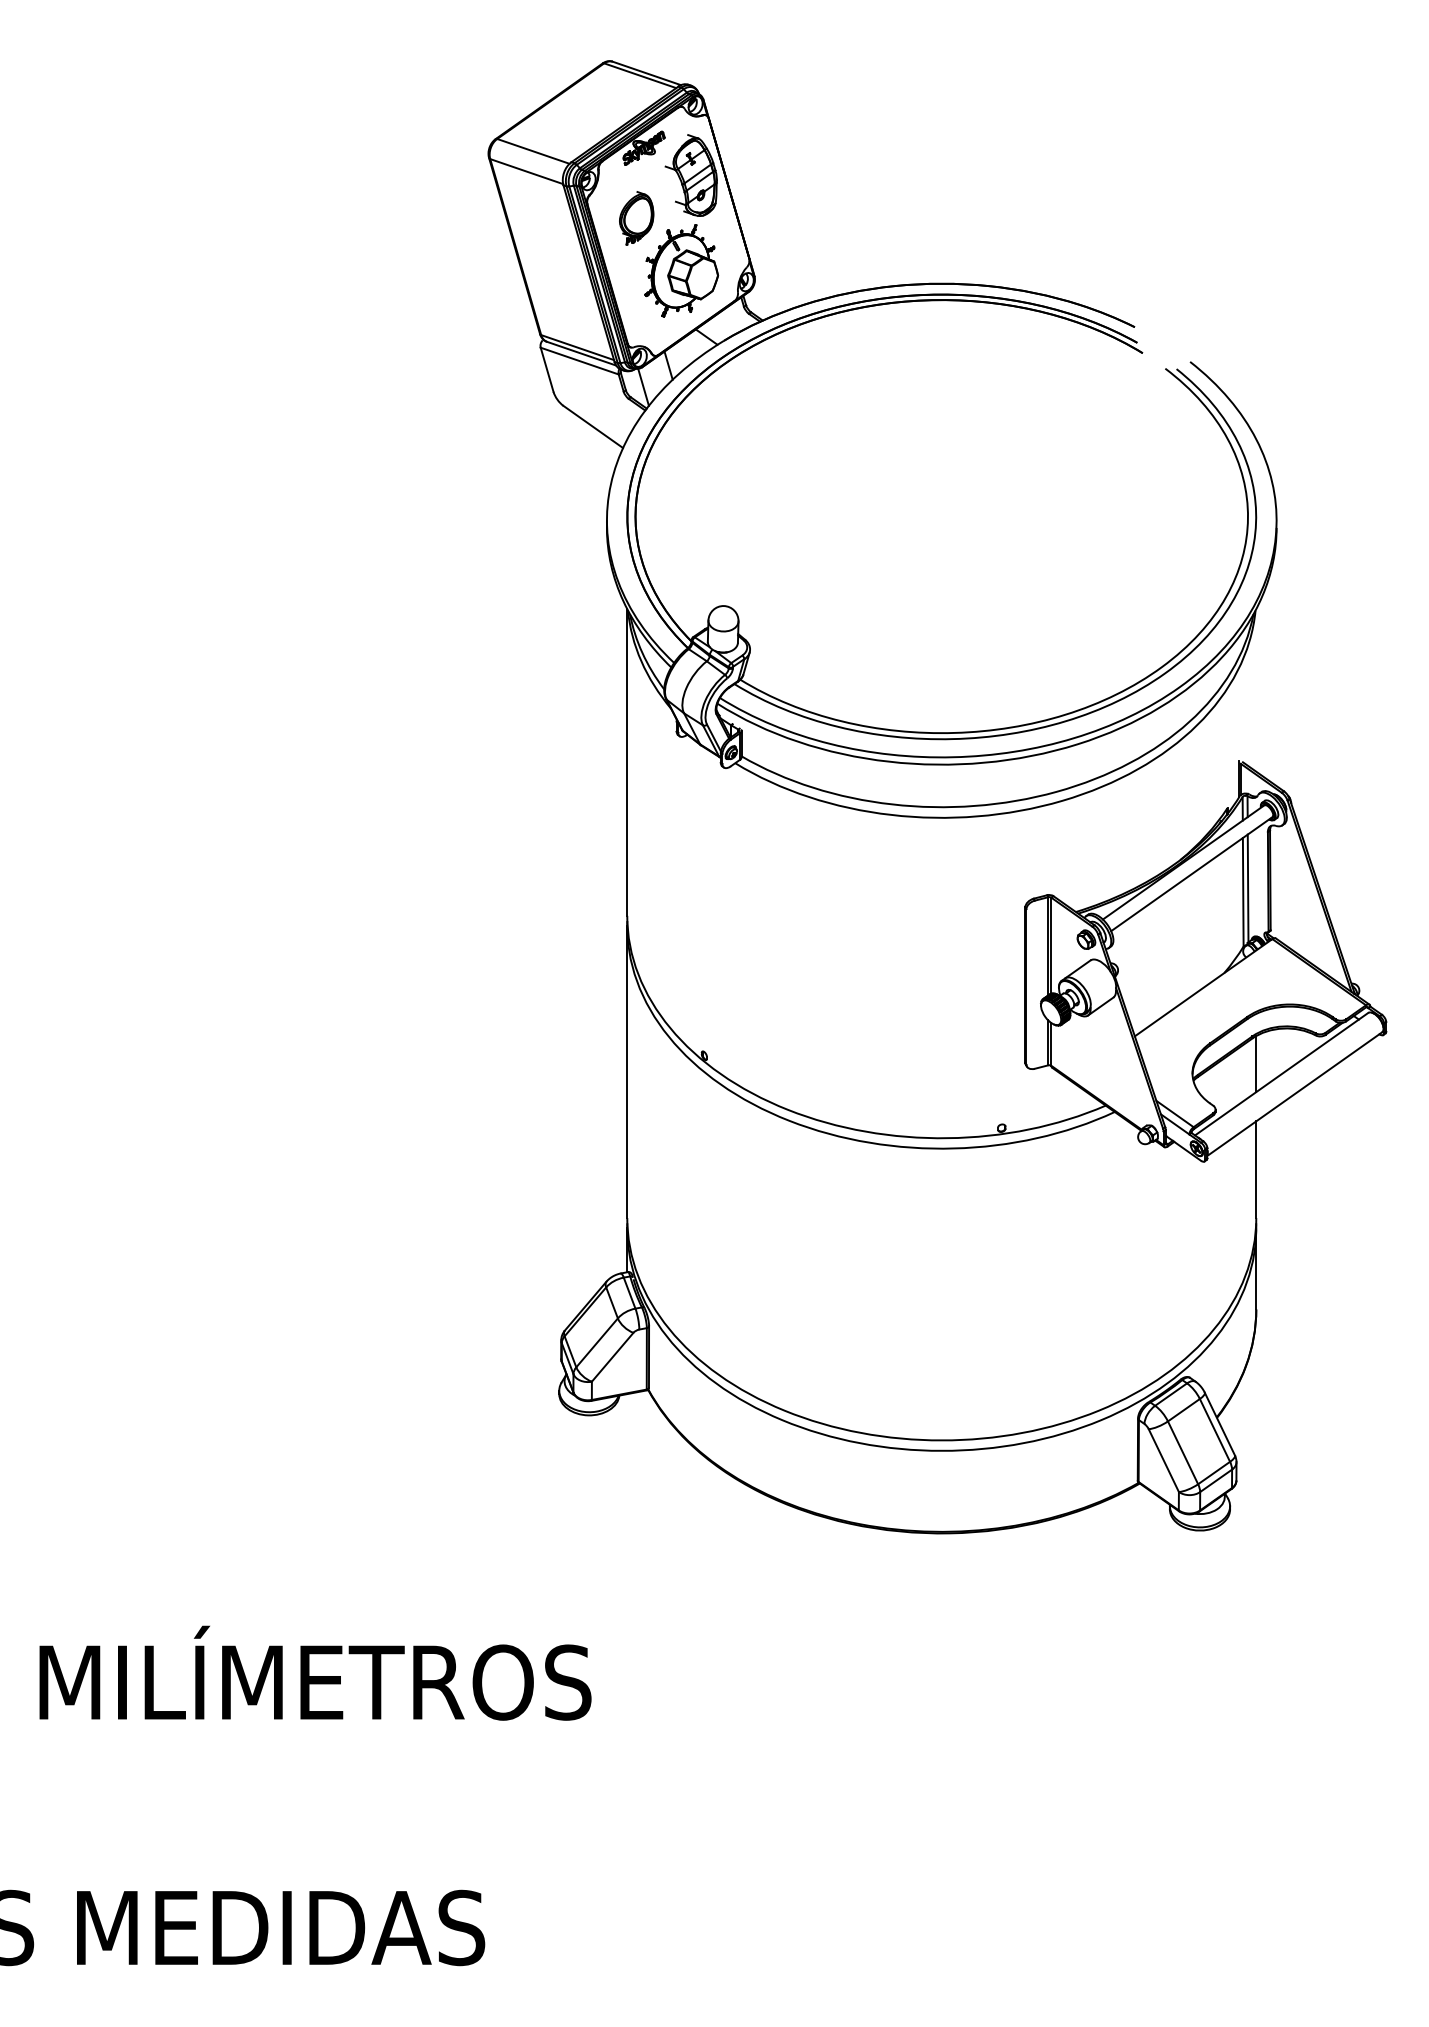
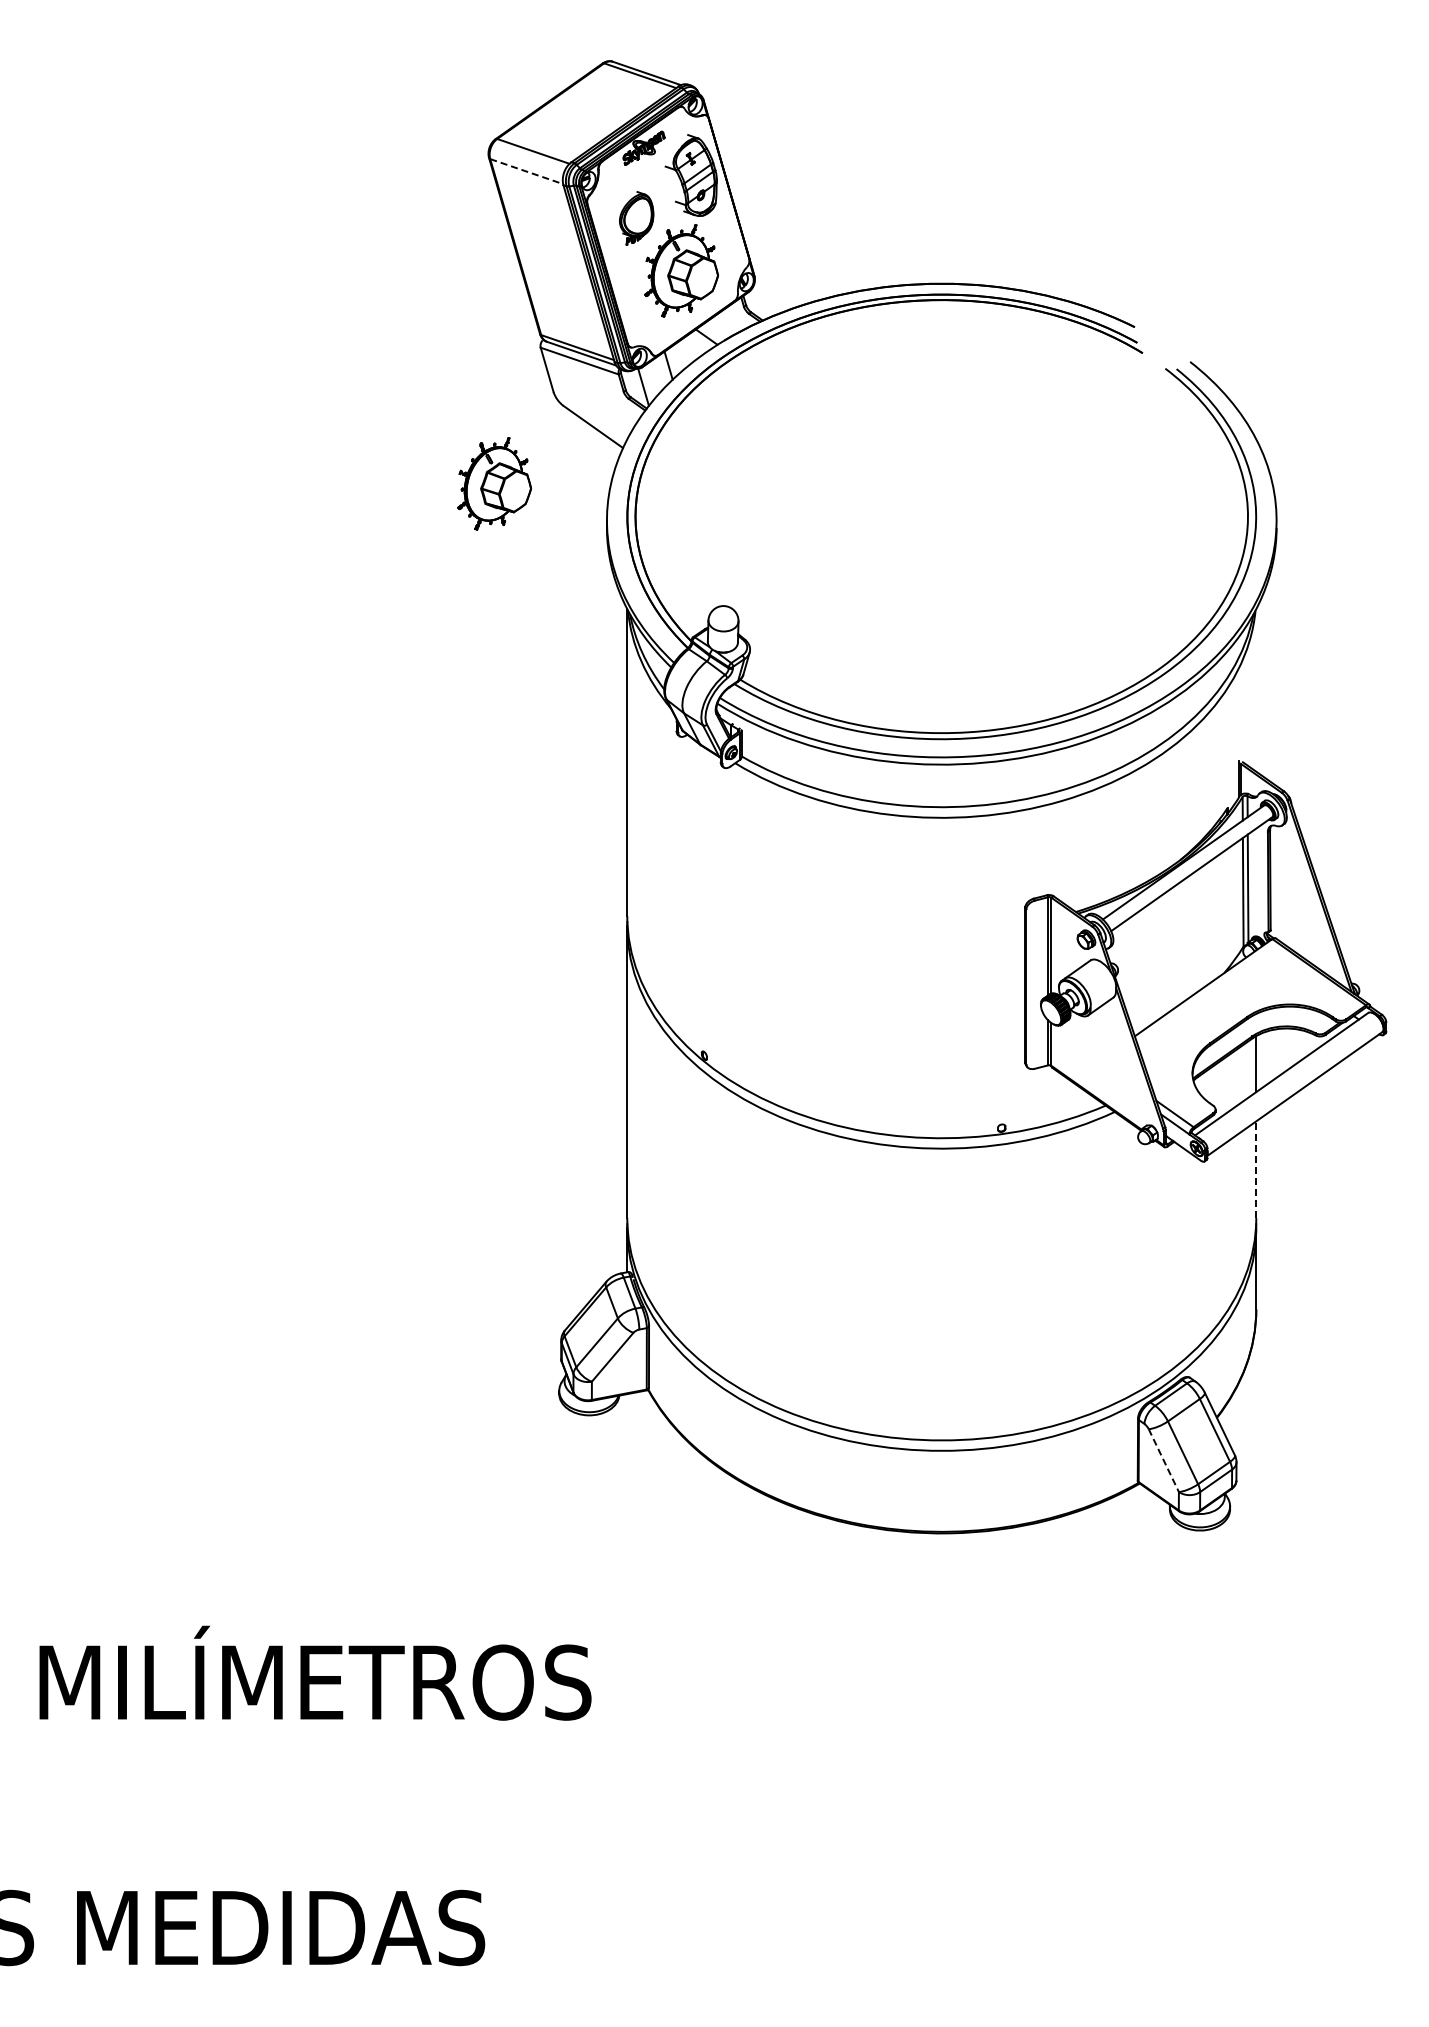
line: solid -> dashed (526, 171)
part: none -> present (494, 483)
line: solid -> dashed (1256, 1169)
line: solid -> dashed (1163, 1460)
